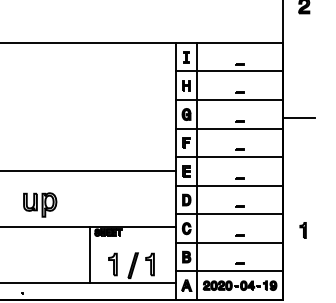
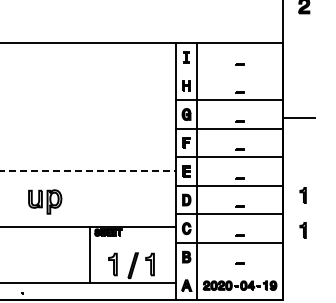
line: present -> none (228, 71)
line: solid -> dashed (88, 171)
part: none -> present (302, 195)
part position: (40, 204) -> (45, 201) (45, 201)
line: present -> none (228, 271)
